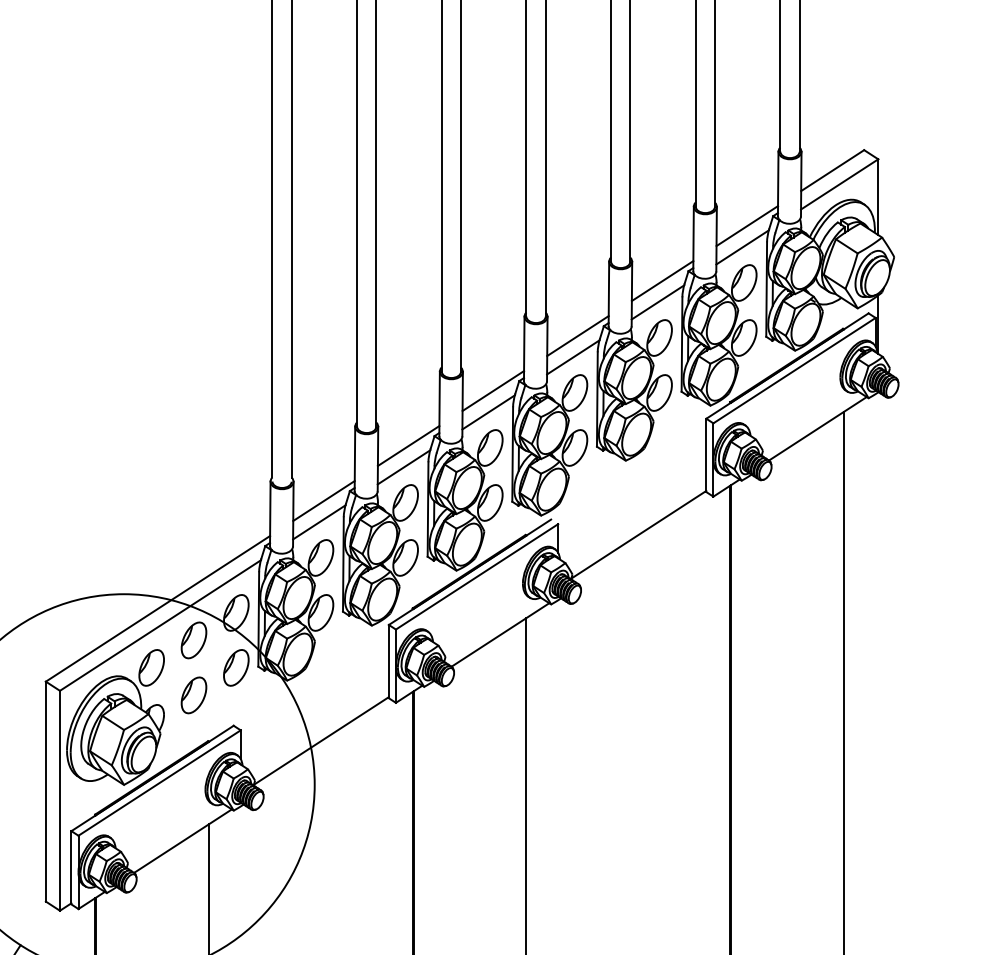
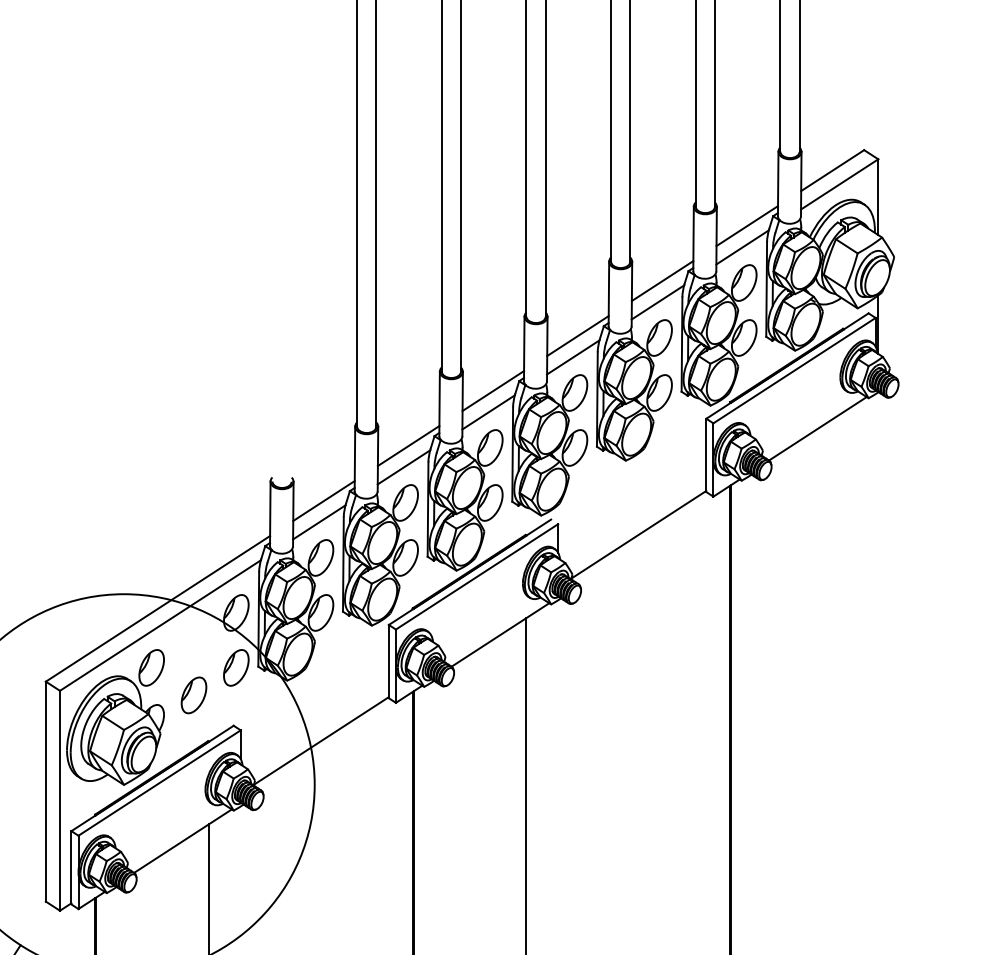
line: present -> none (272, 239)
line: present -> none (291, 239)
part: present -> none (193, 640)
line: present -> none (843, 681)
